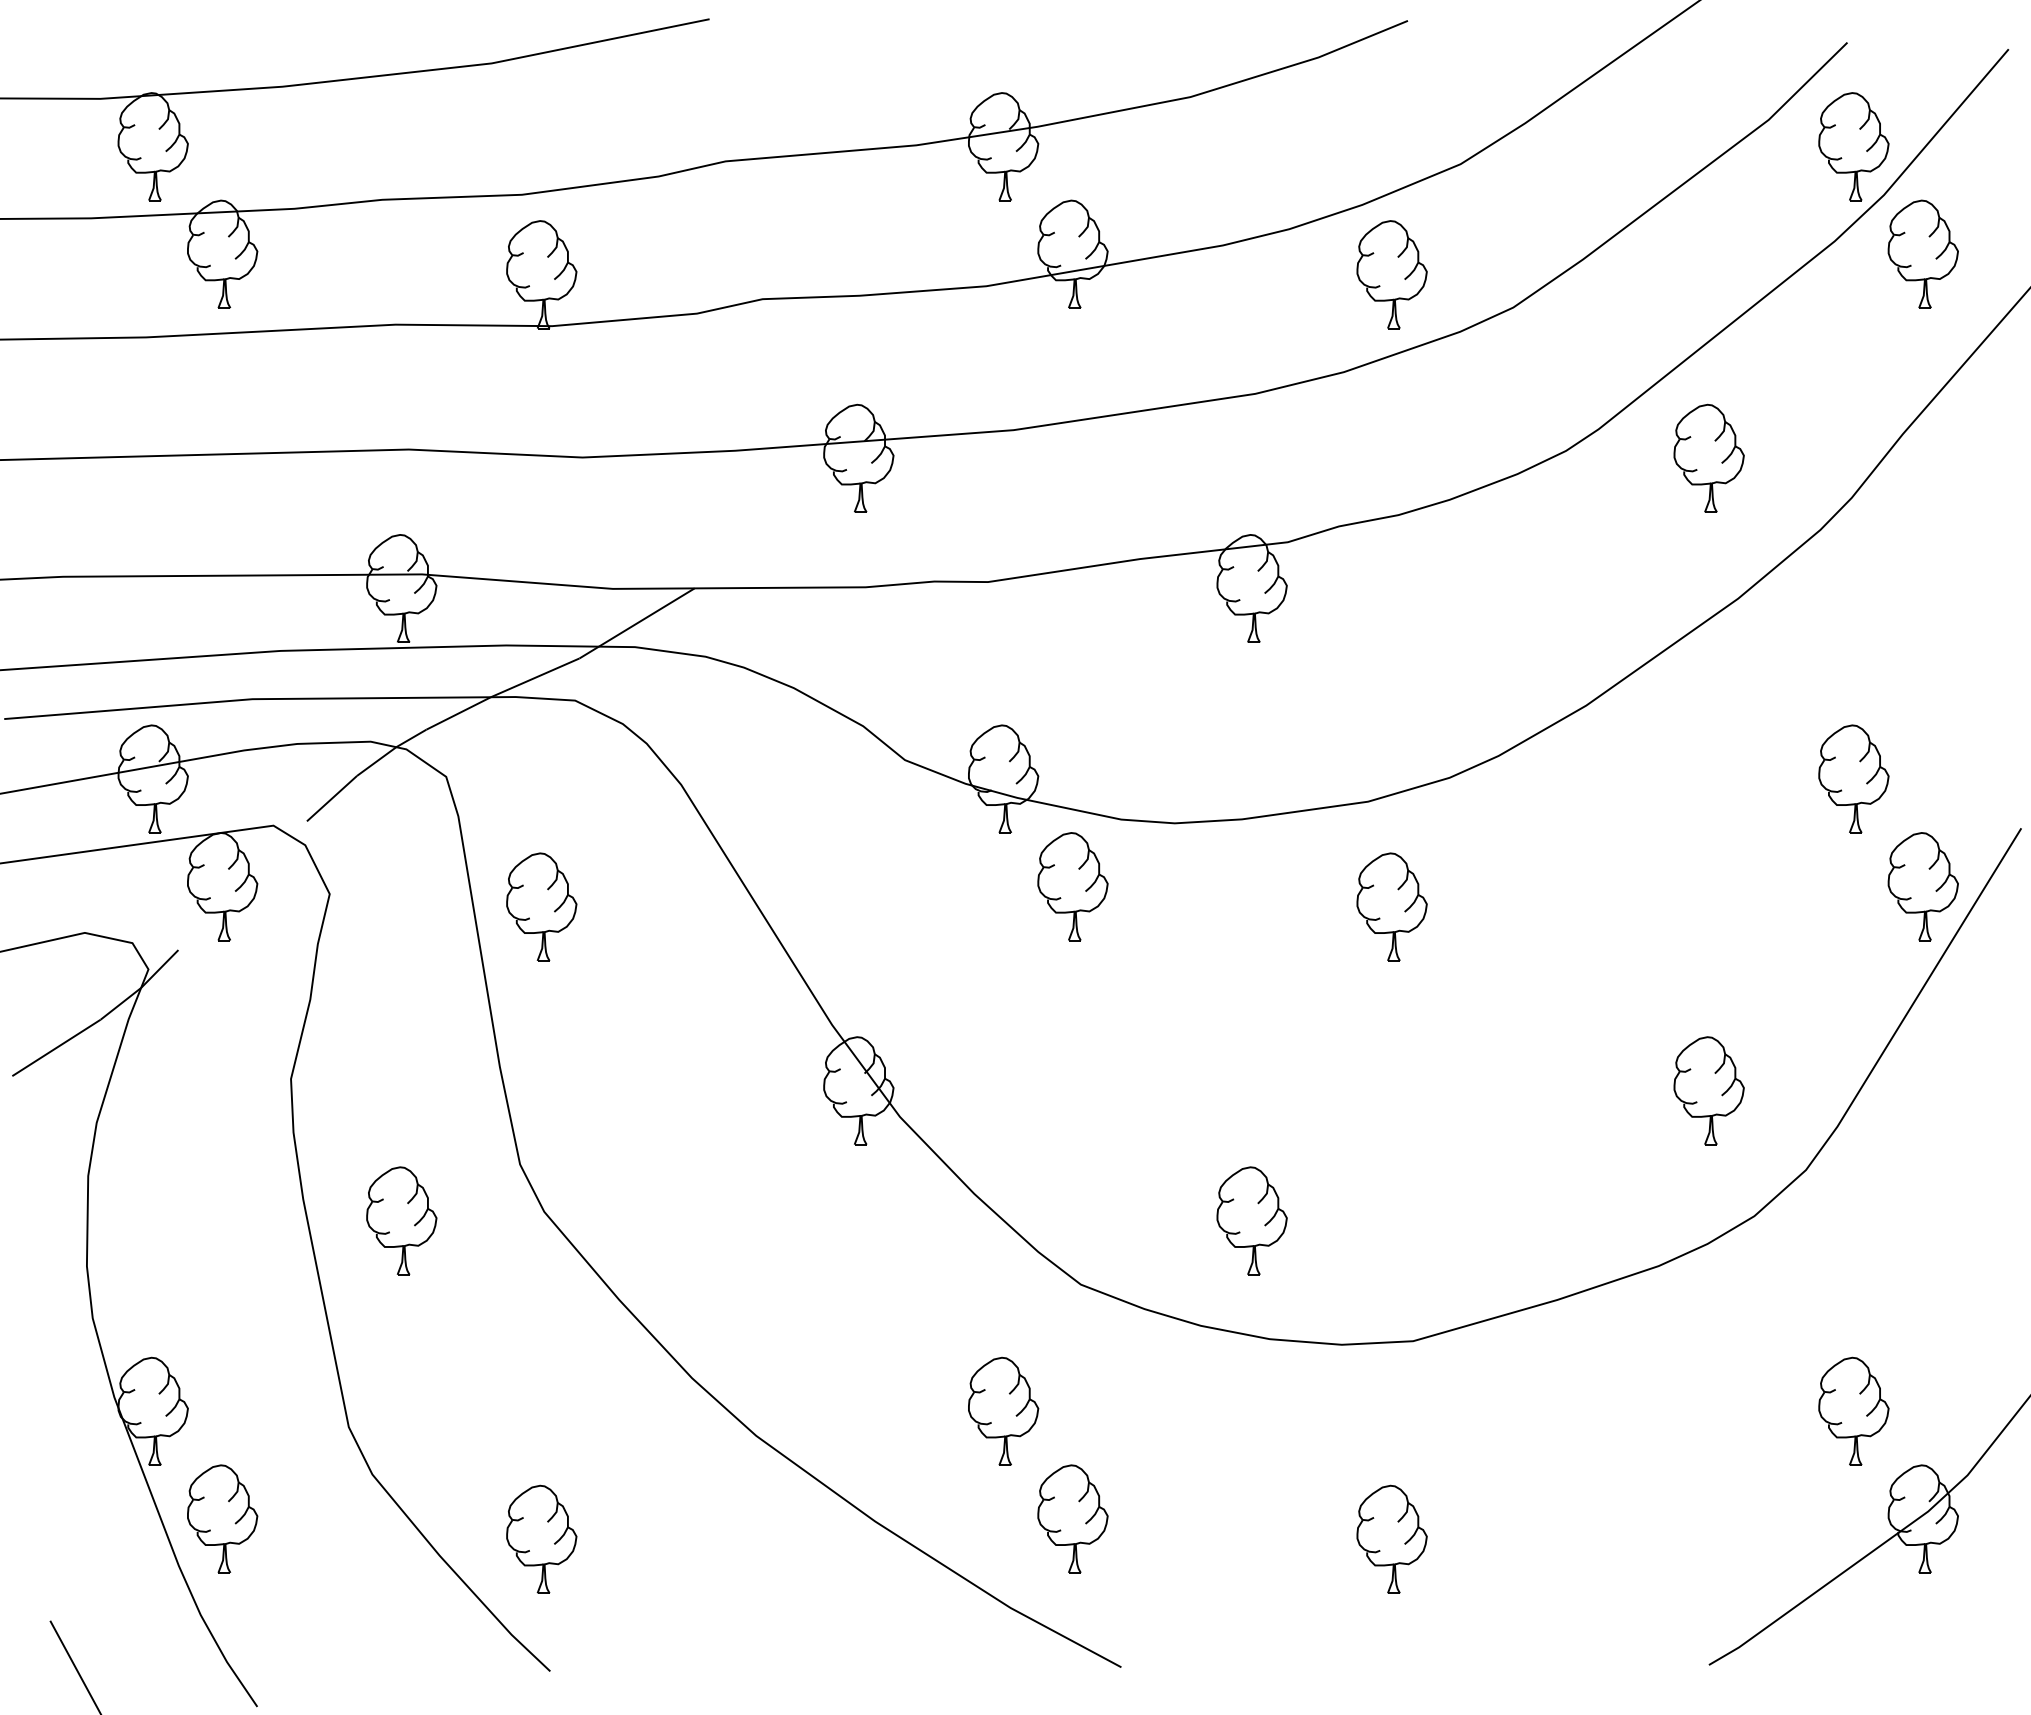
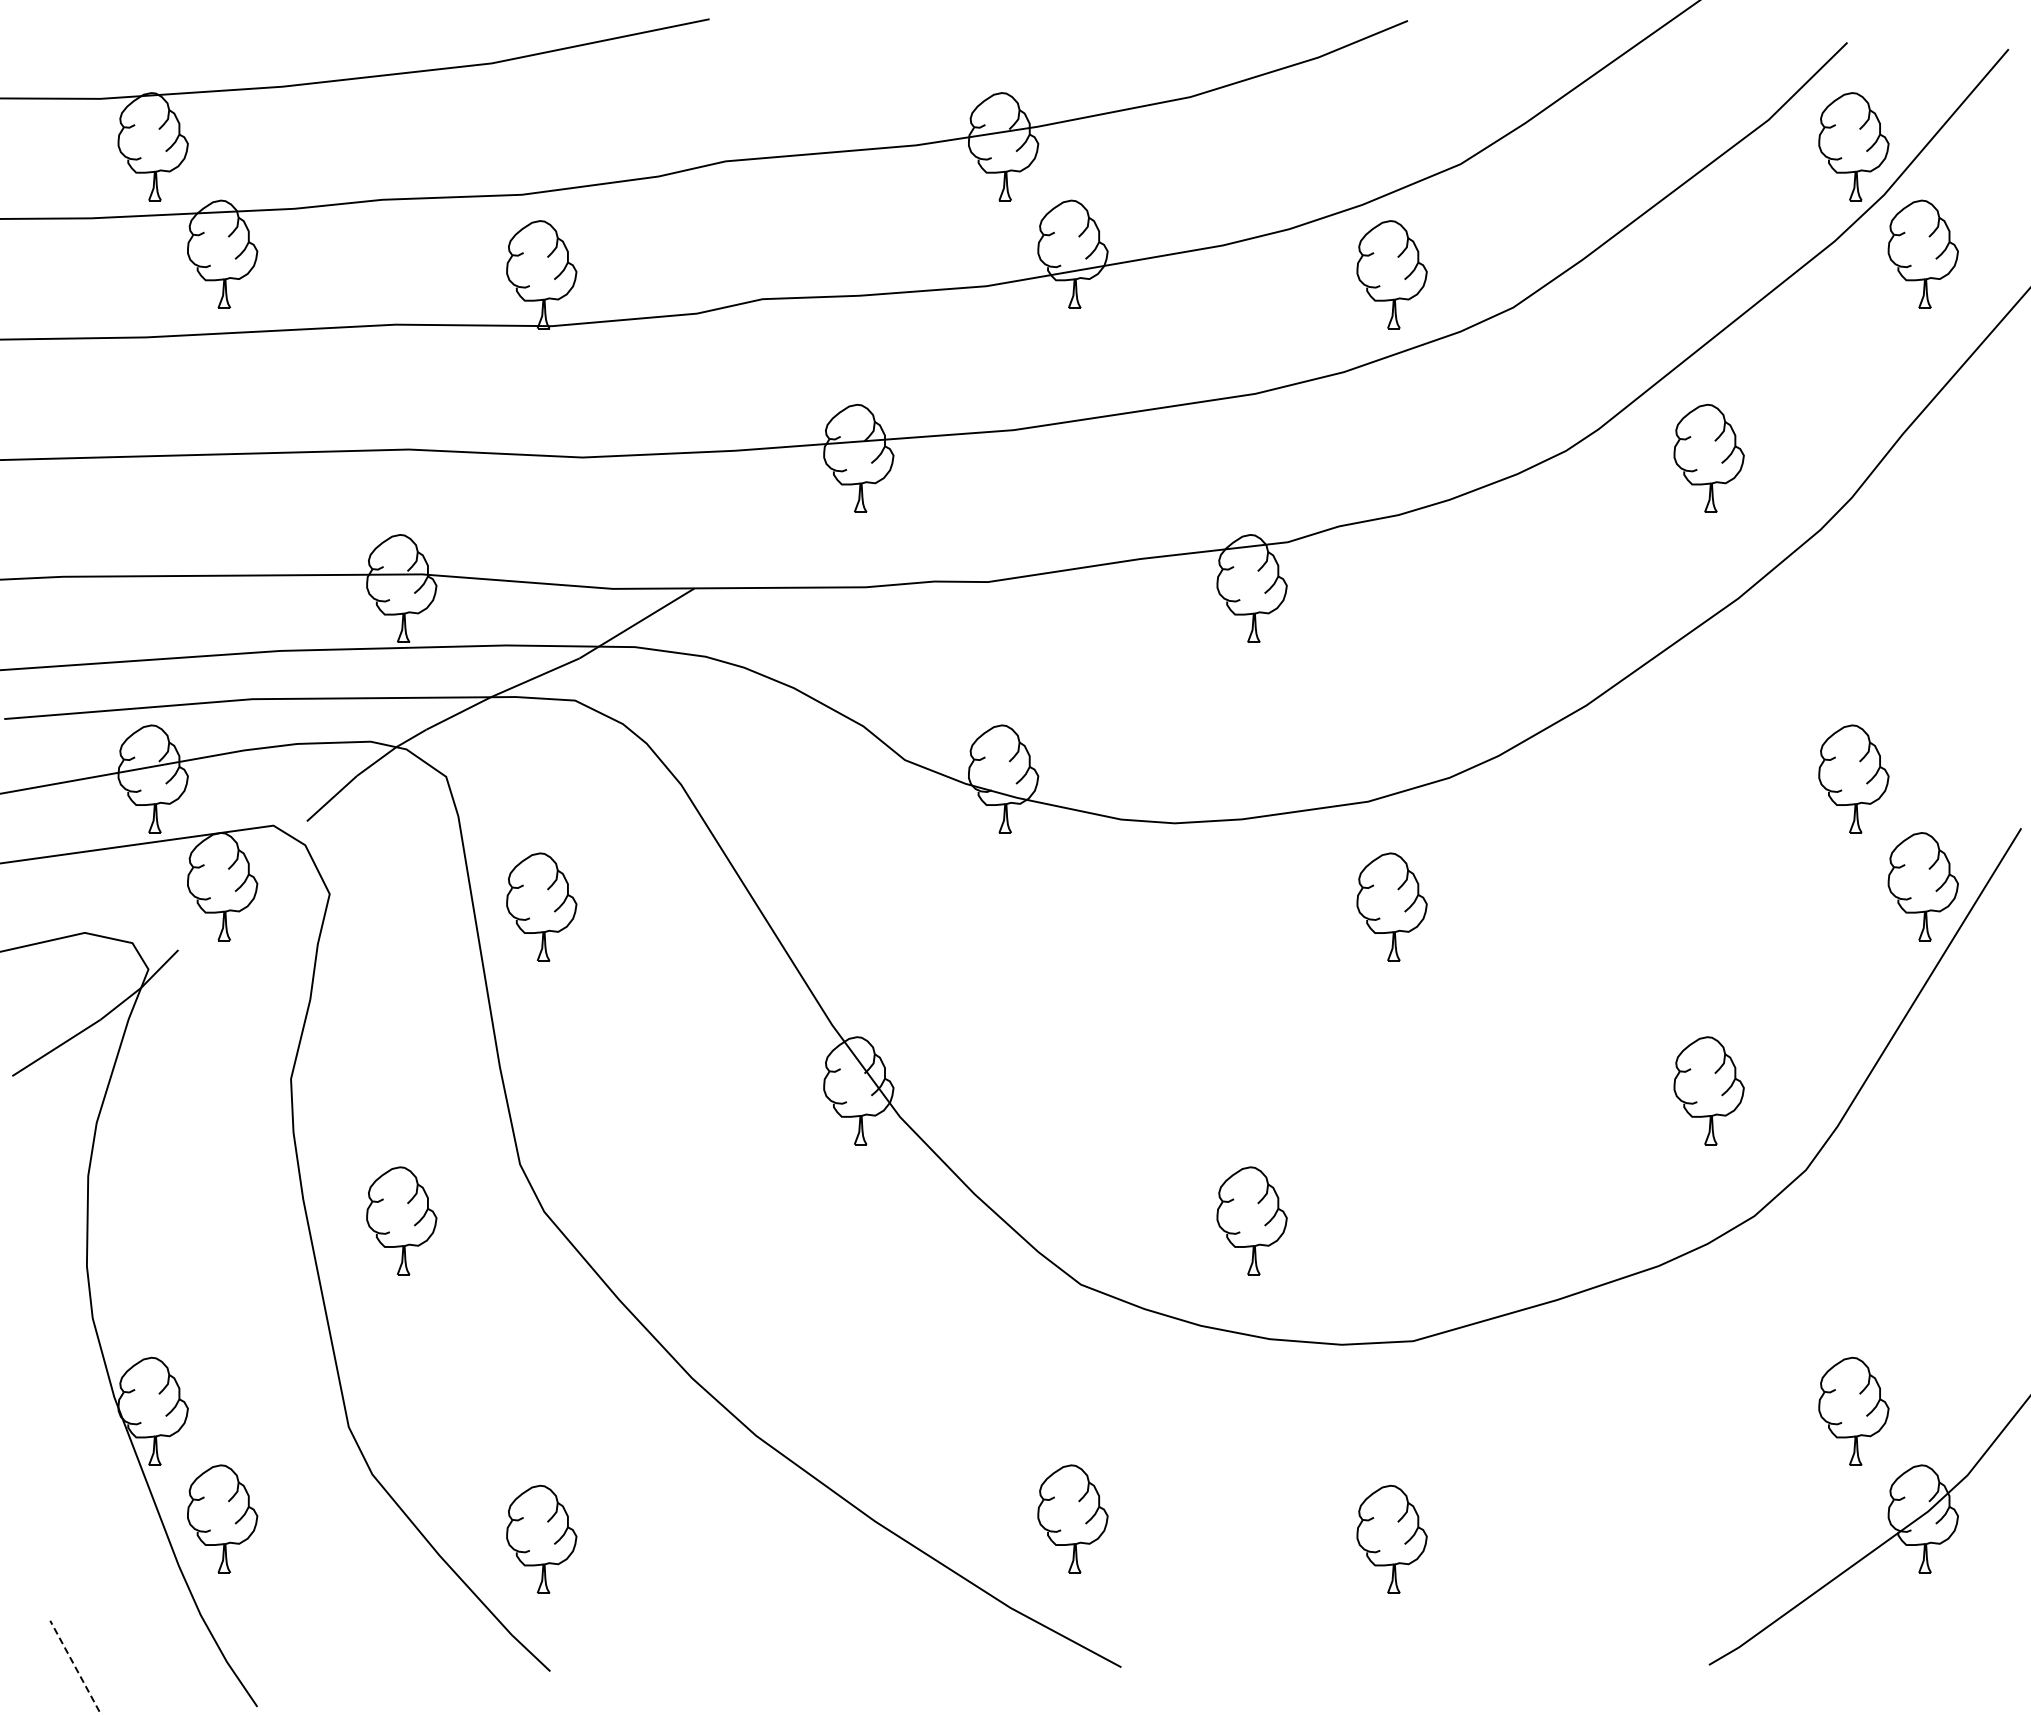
part: present -> none (1072, 886)
part: present -> none (1003, 1410)
line: solid -> dashed (75, 1667)
